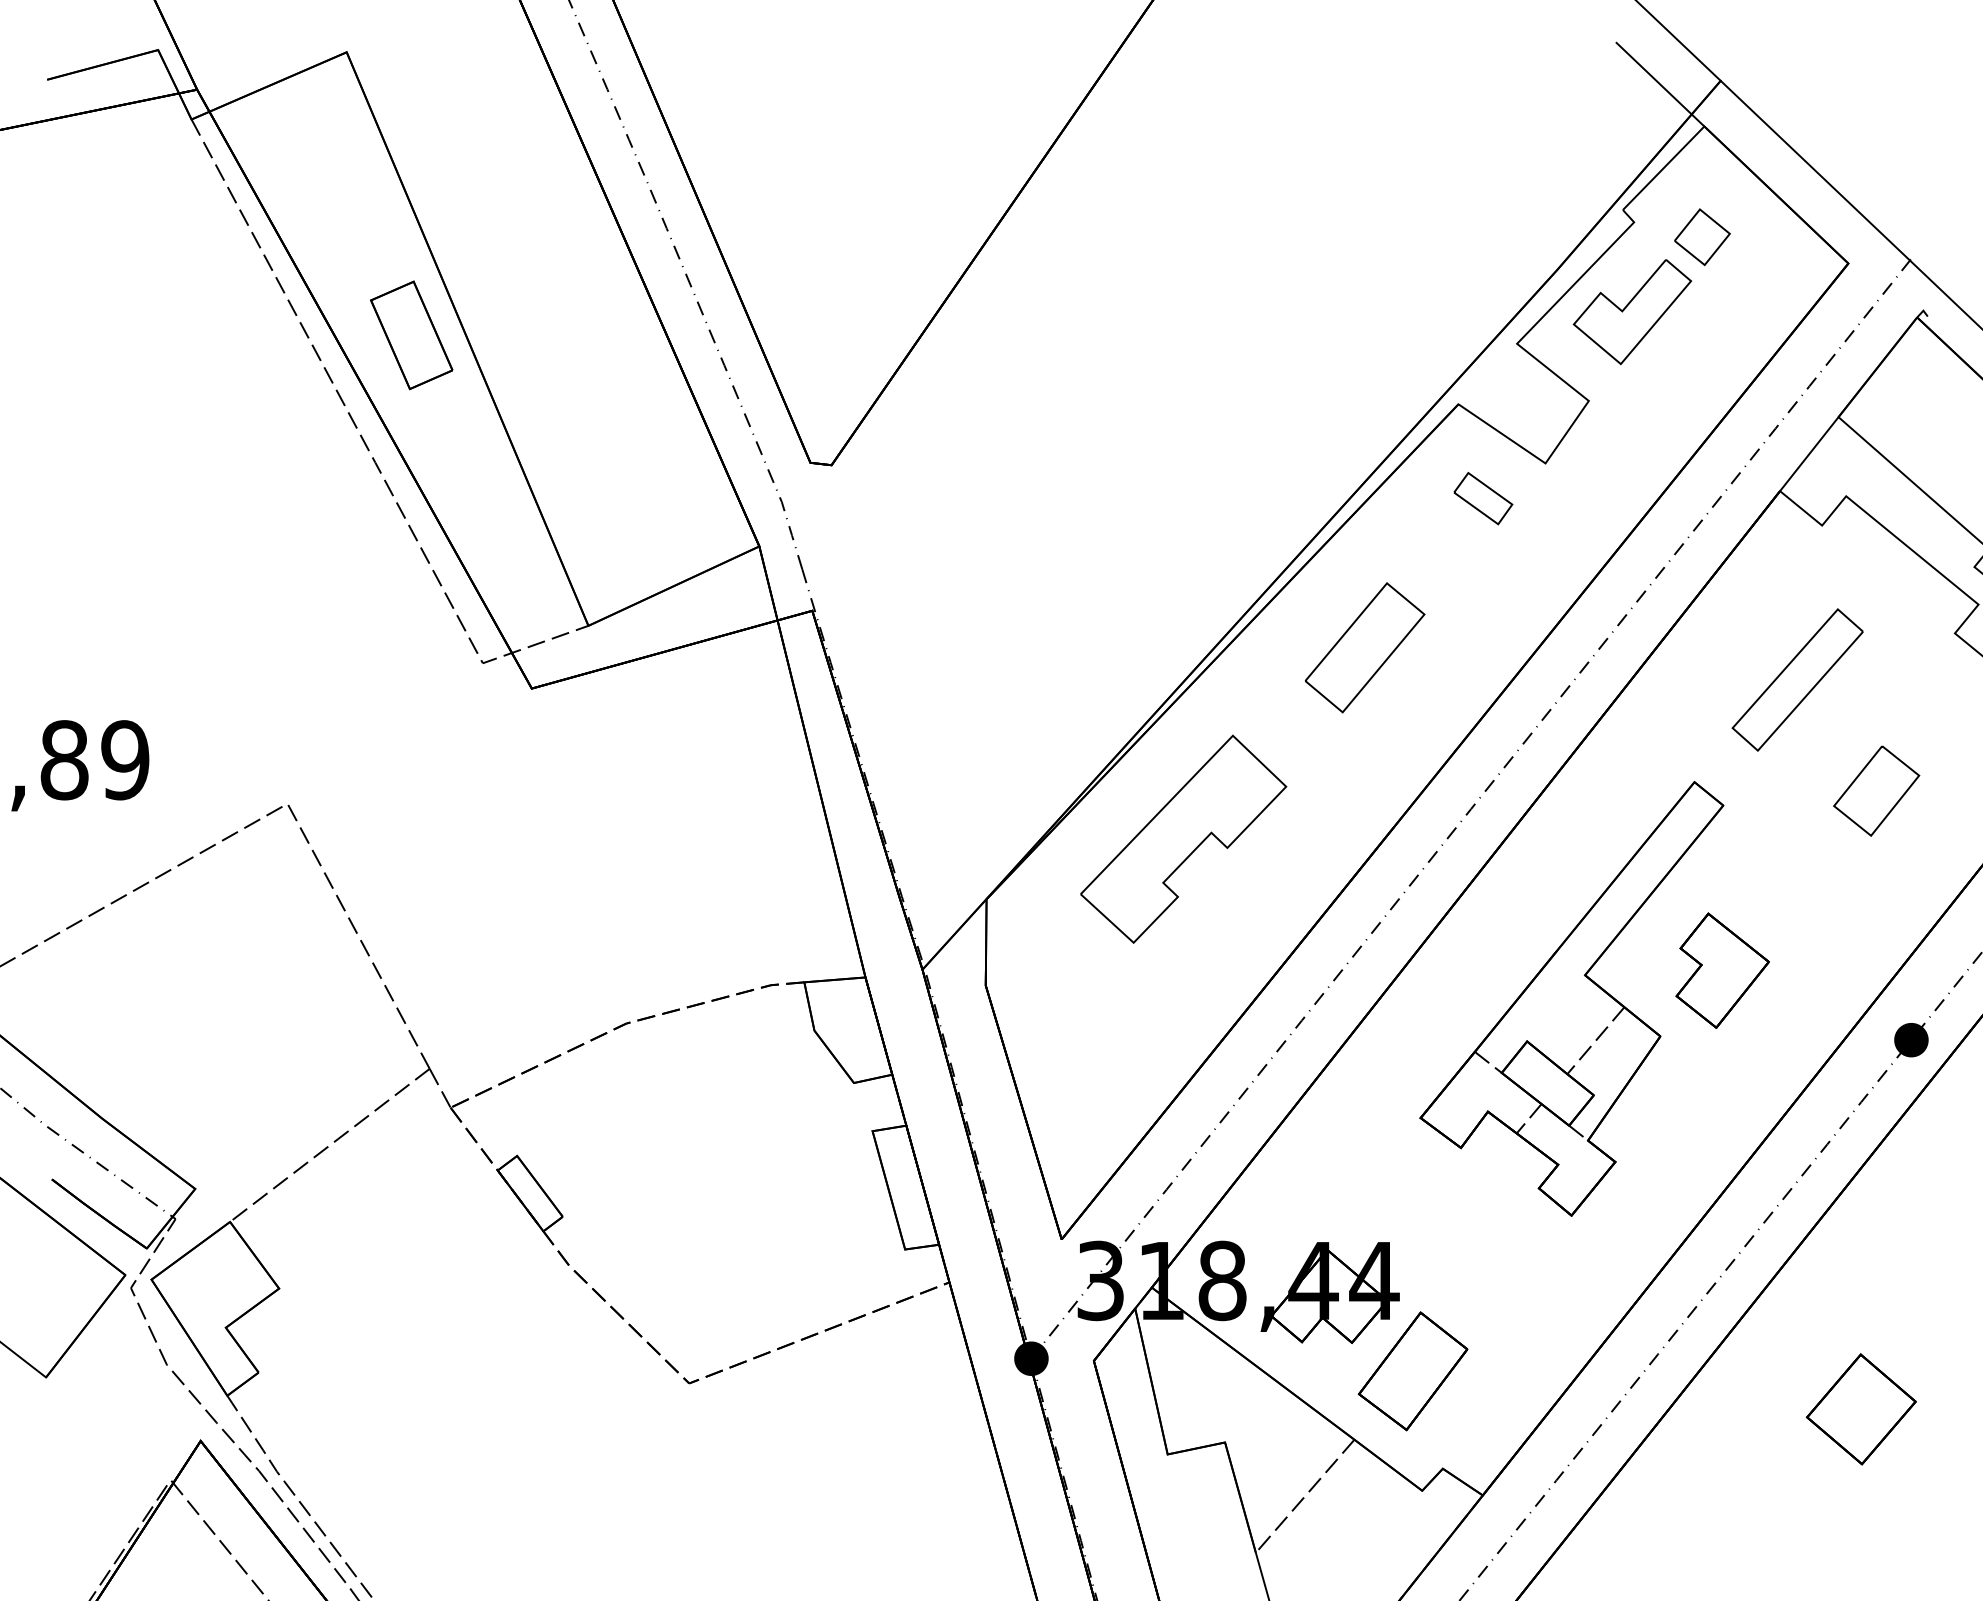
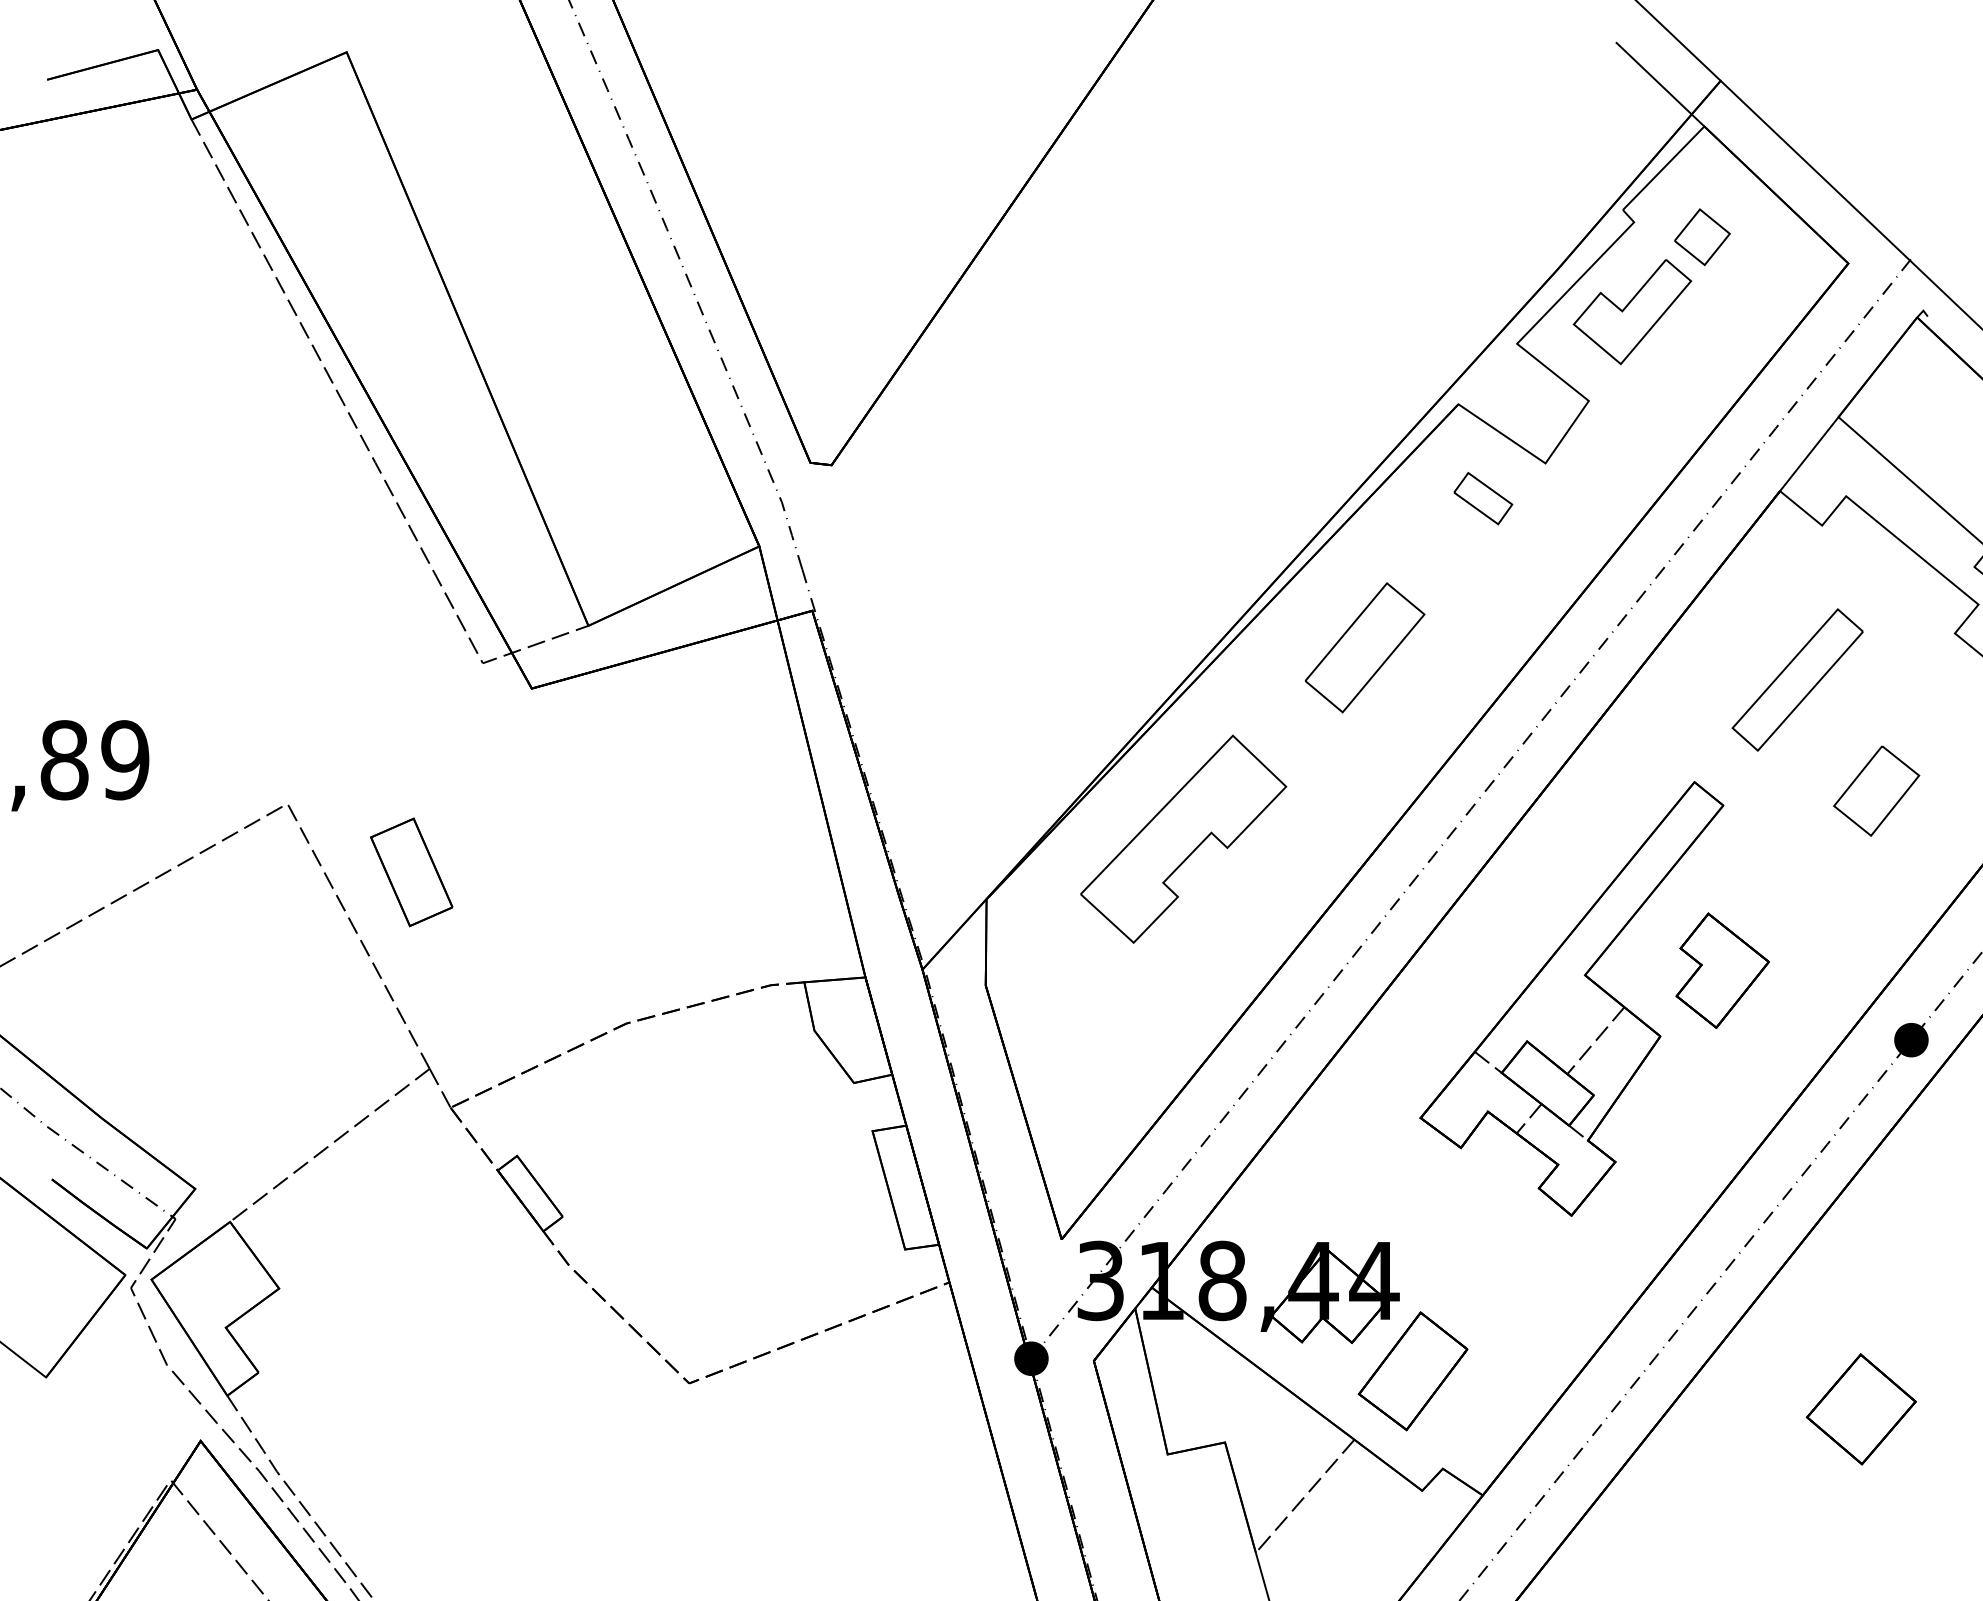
part position: (411, 335) -> (411, 872) (411, 872)
